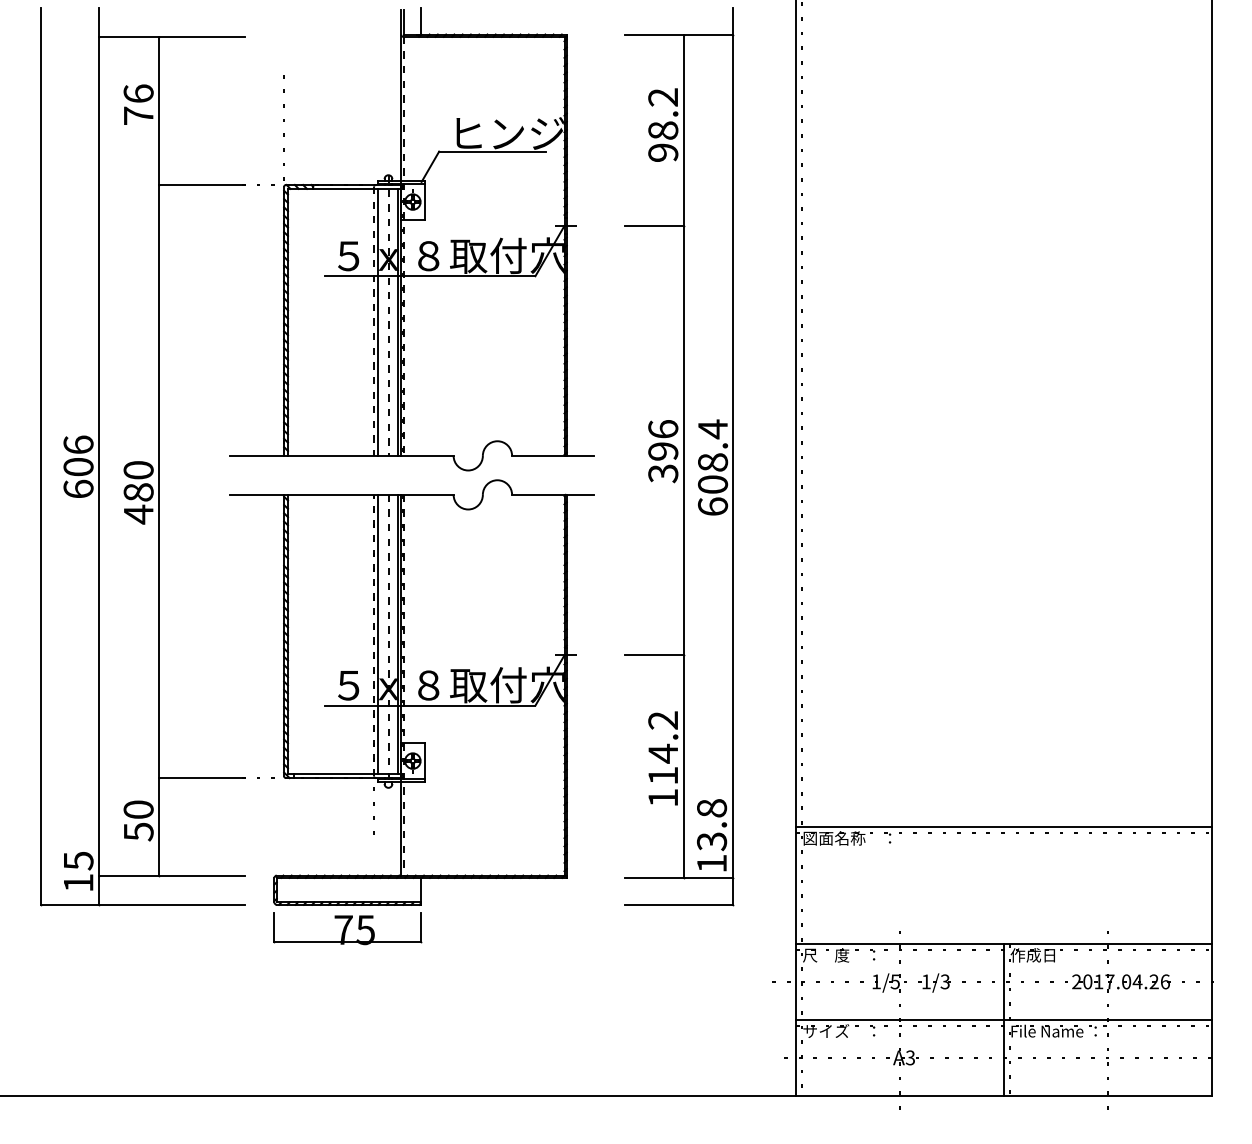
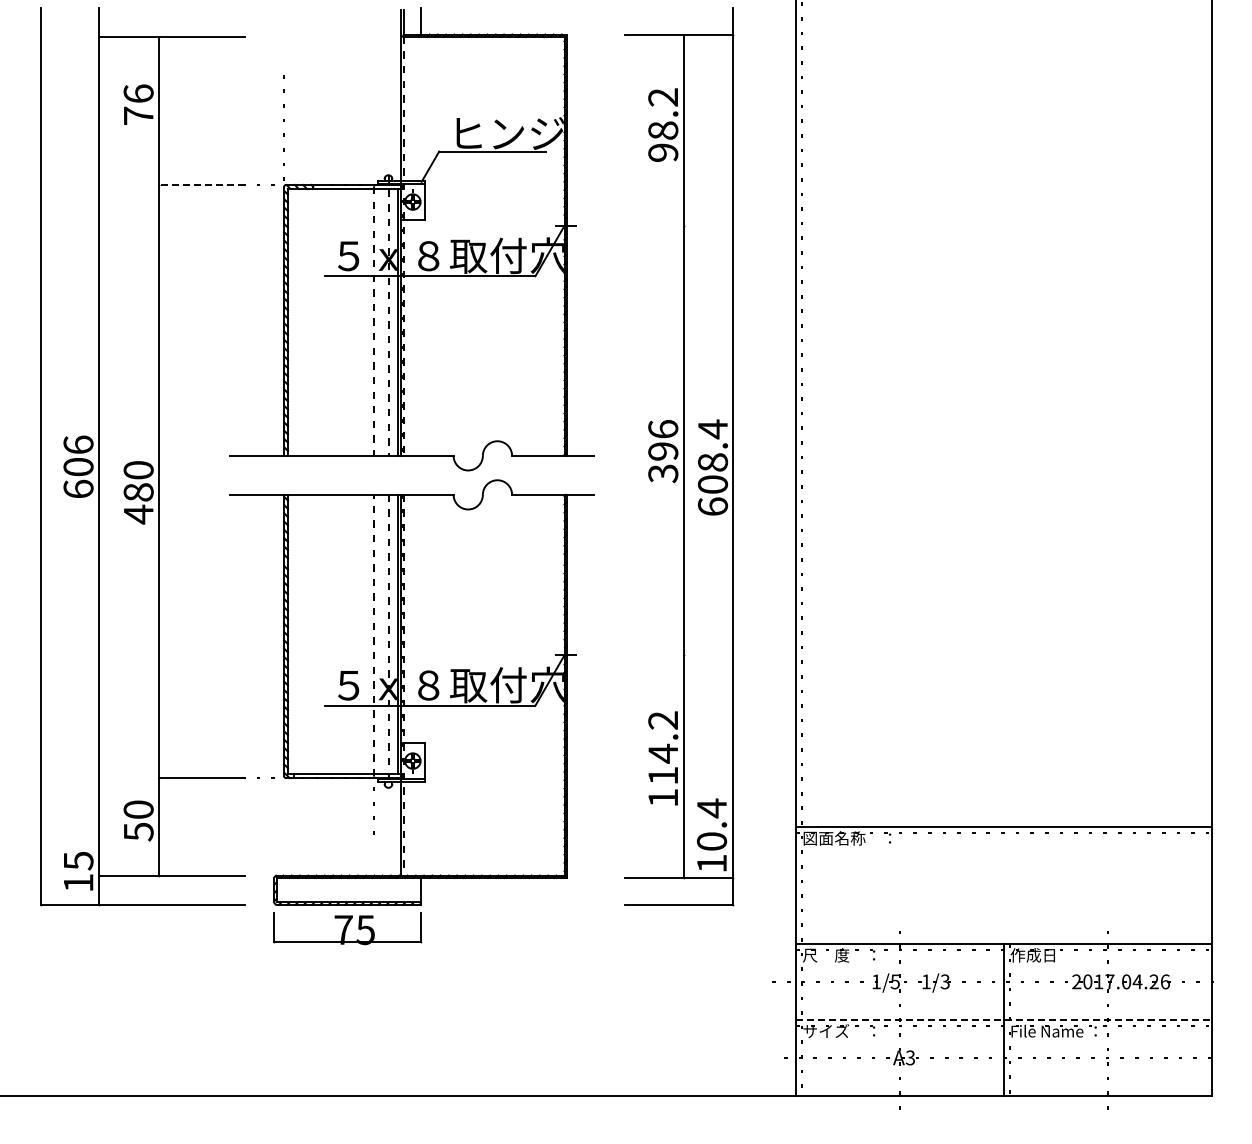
line: solid -> dashed (201, 184)
line: present -> none (654, 225)
line: present -> none (377, 321)
line: present -> none (377, 634)
line: present -> none (654, 655)
text: 13.8 -> 10.4 (712, 824)
line: solid -> dashed (1004, 1019)
